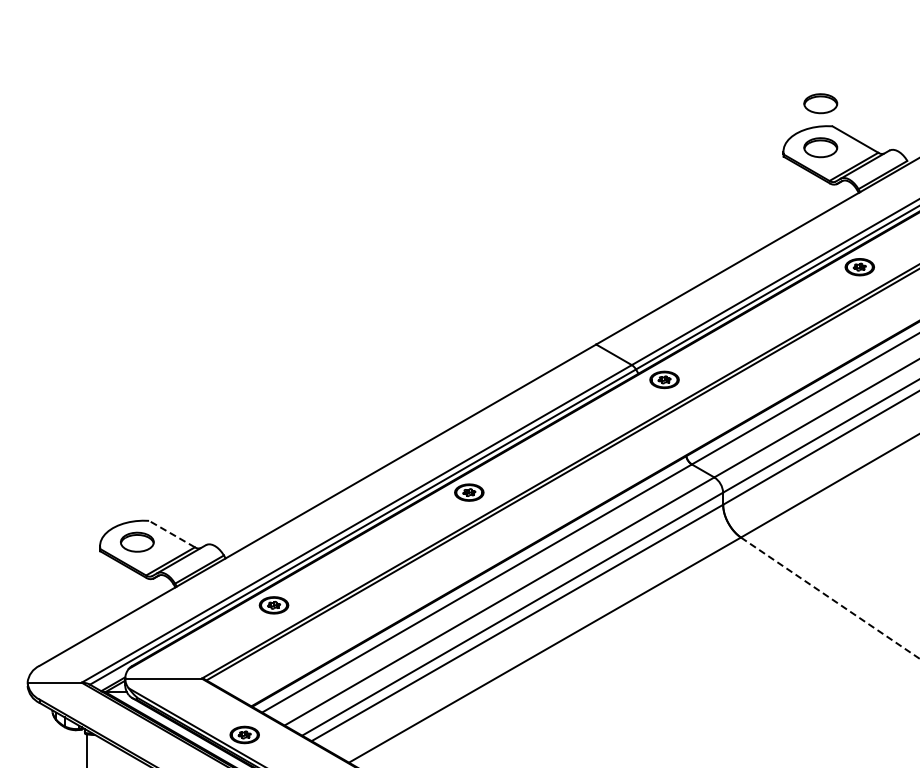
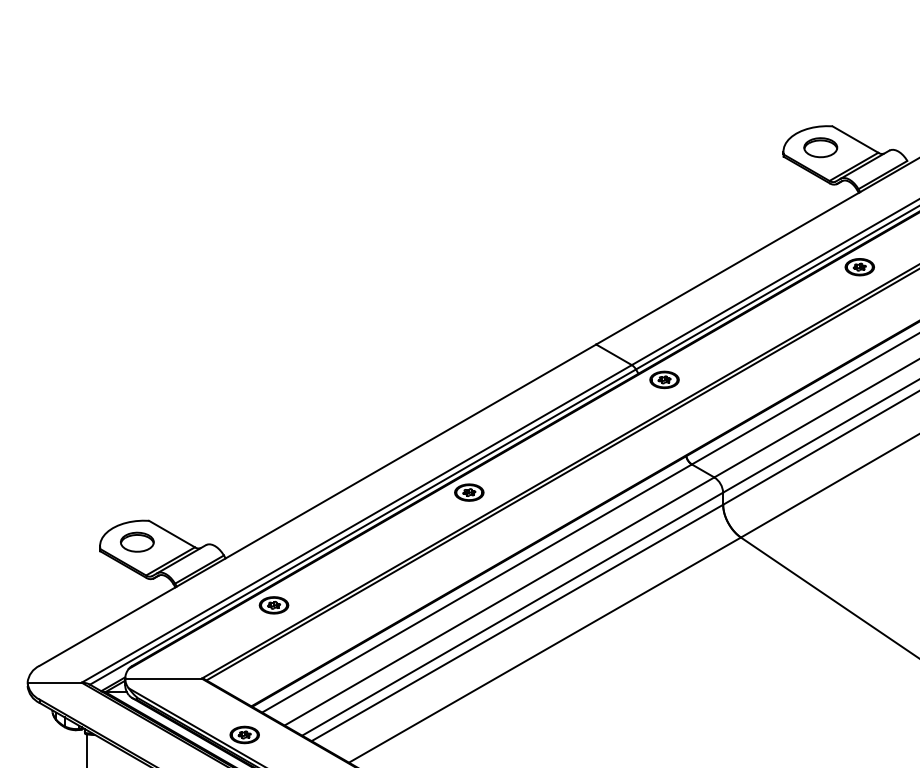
part: present -> none (820, 103)
line: dashed -> solid (171, 533)
line: dashed -> solid (830, 598)
